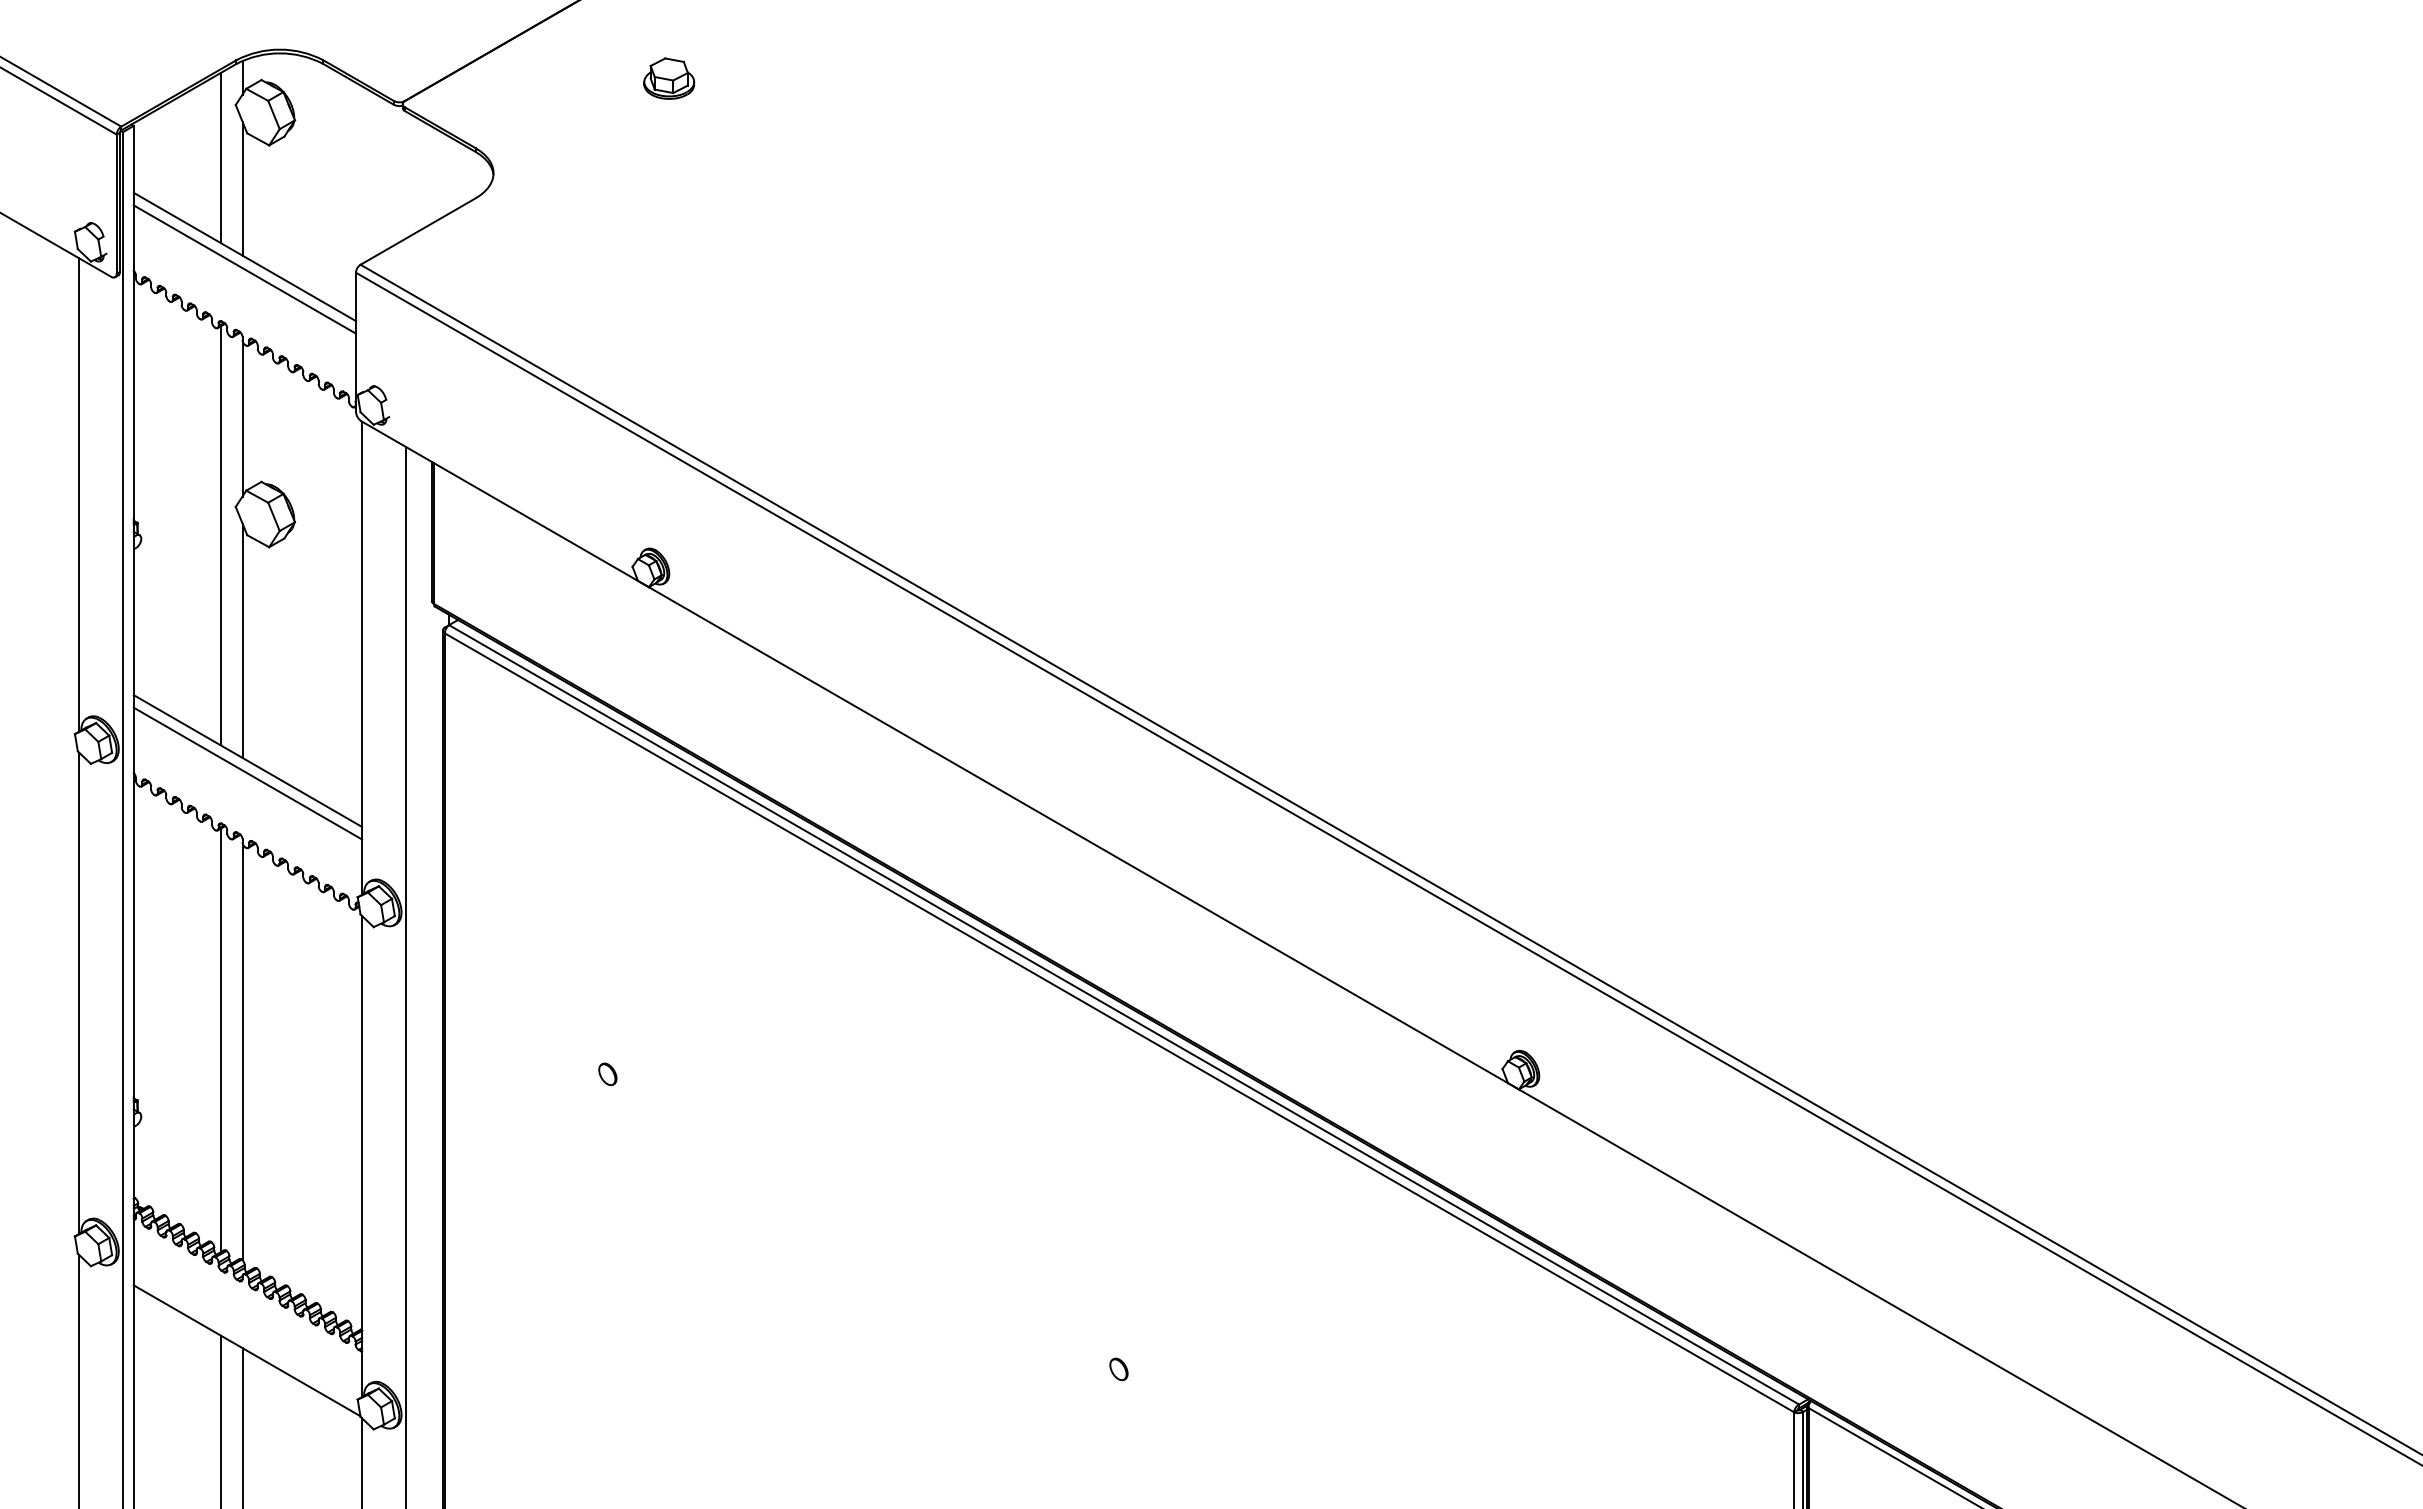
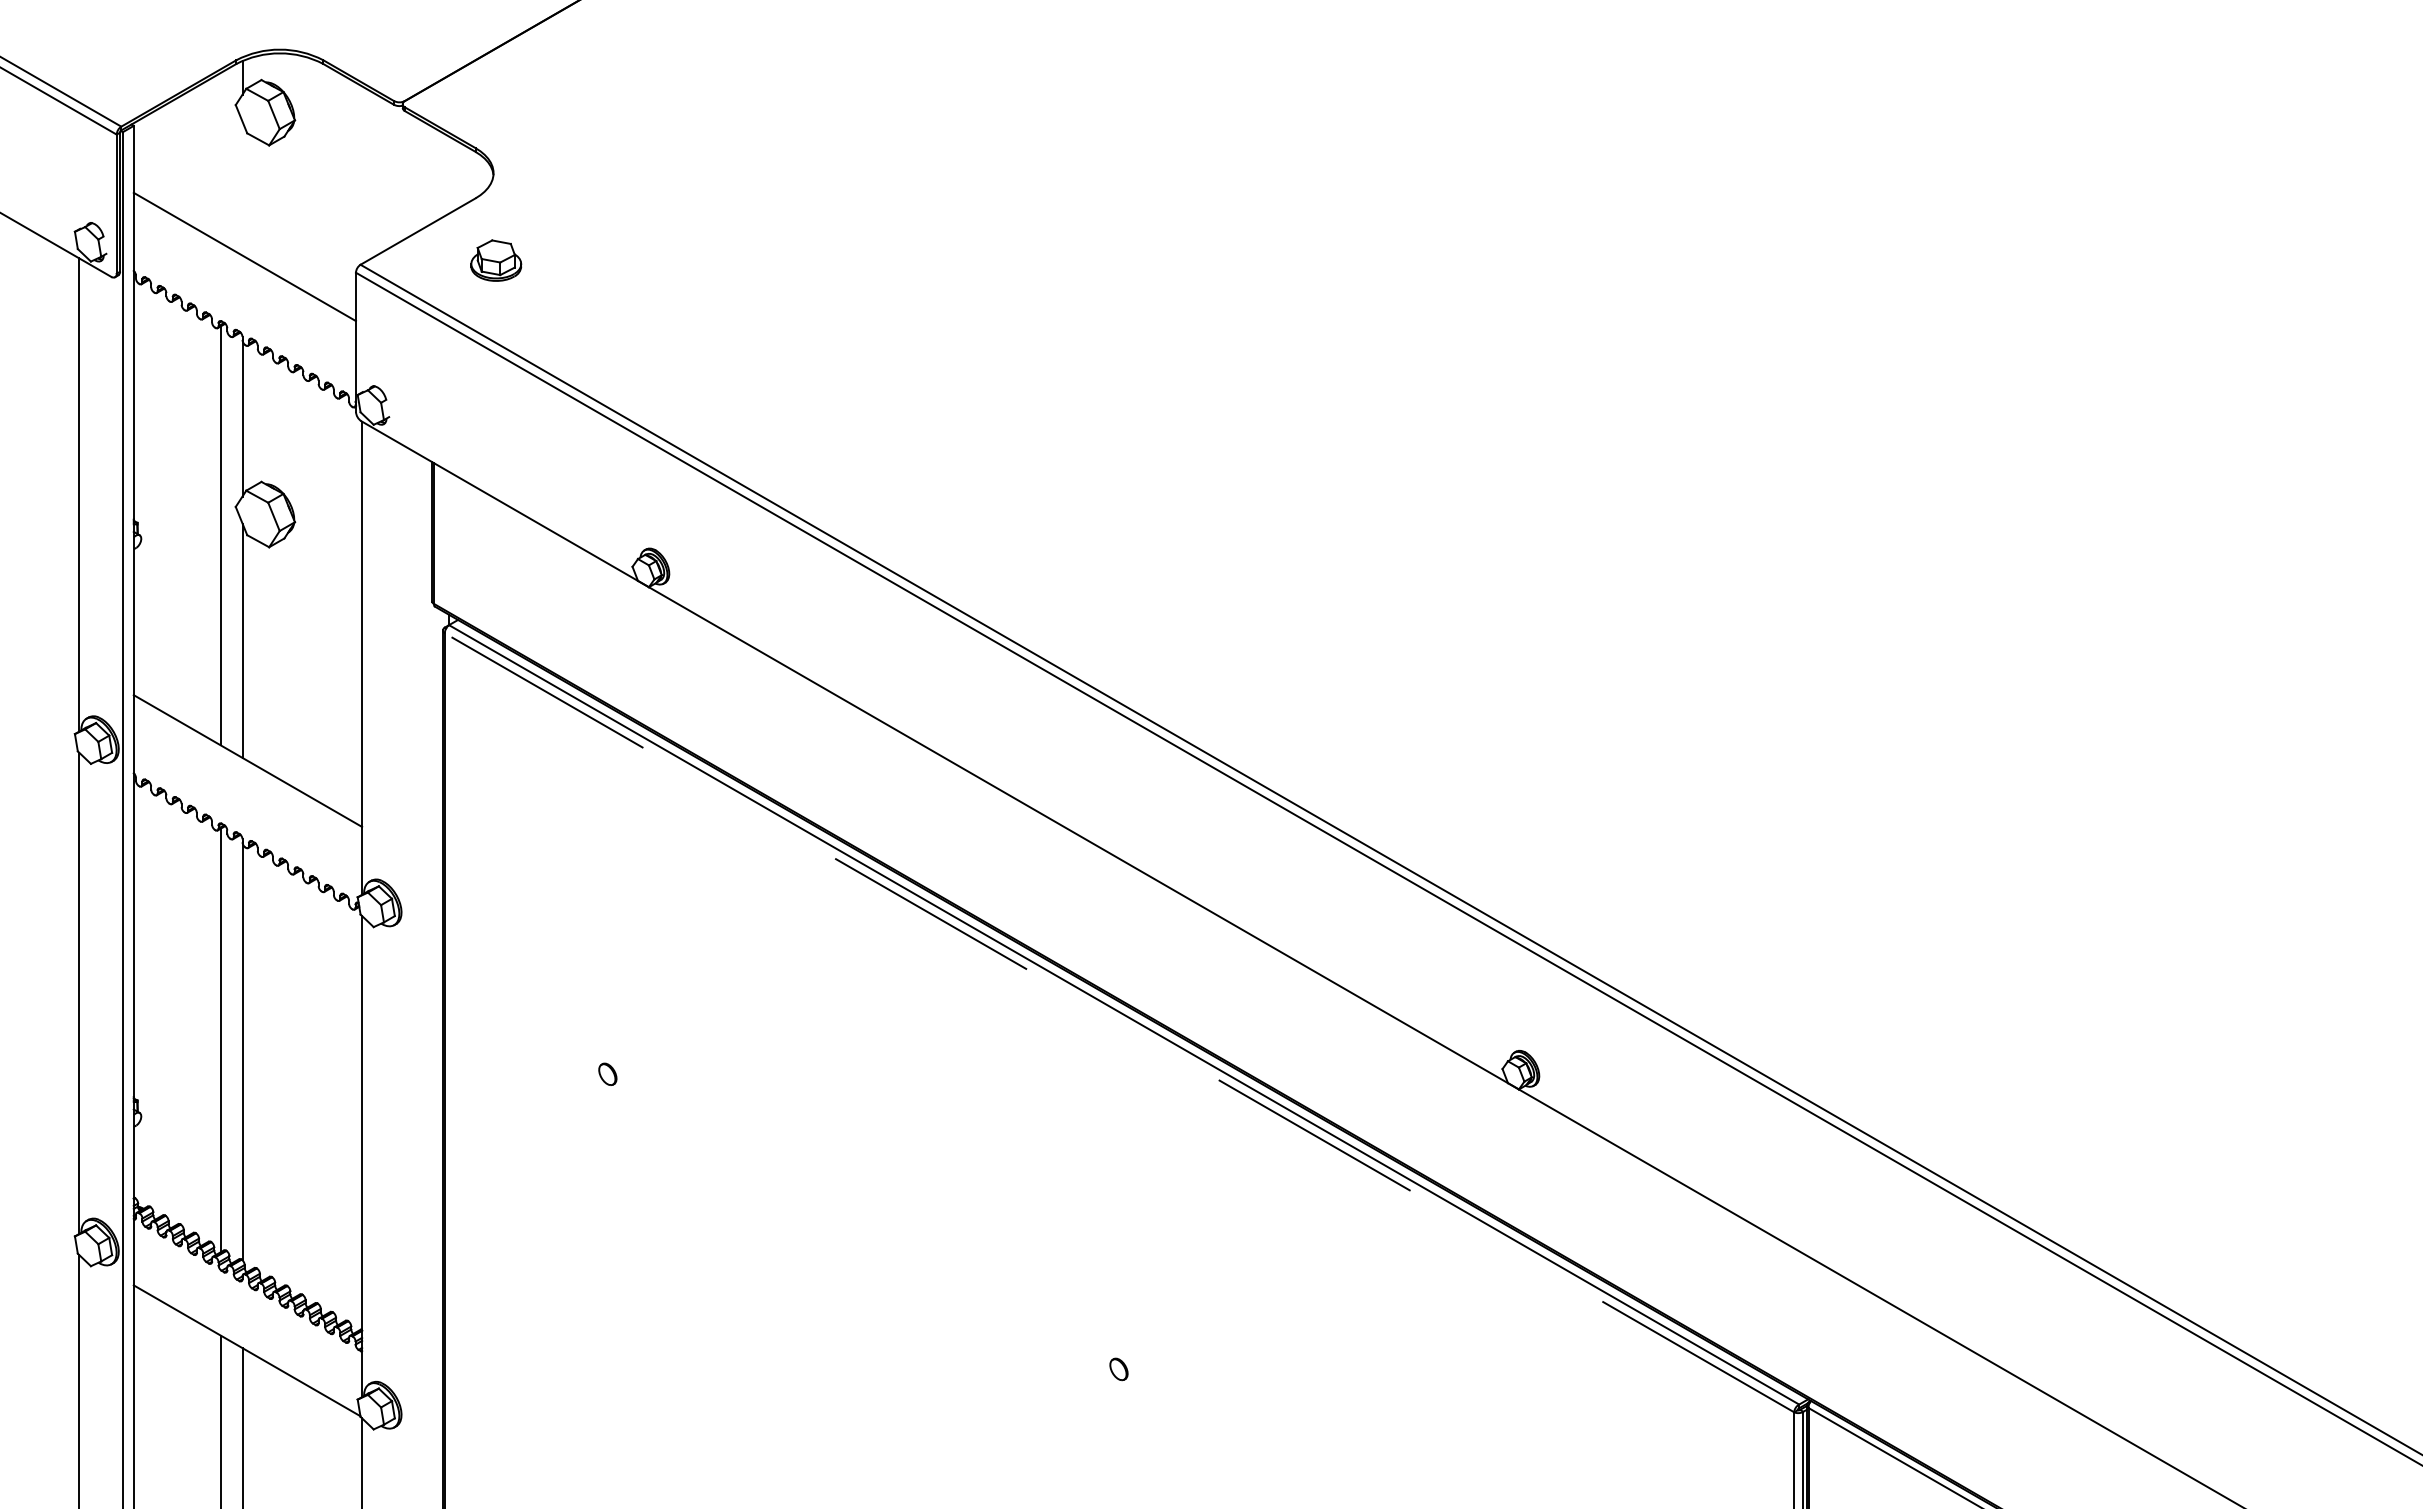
part position: (669, 78) -> (496, 260) (496, 260)
line: present -> none (220, 158)
line: present -> none (242, 188)
line: present -> none (244, 269)
line: present -> none (247, 773)
line: present -> none (405, 975)
line: solid -> dashed (1119, 1022)
